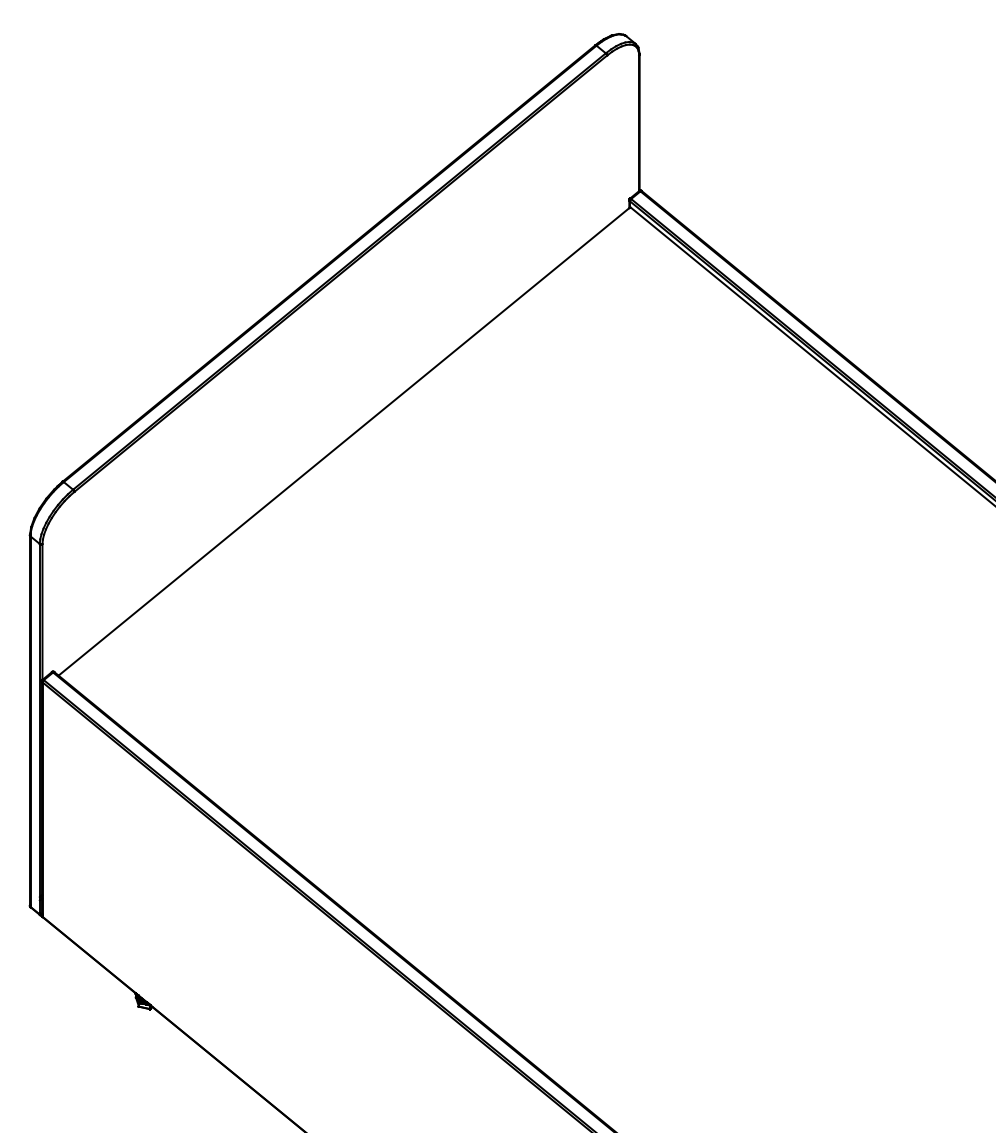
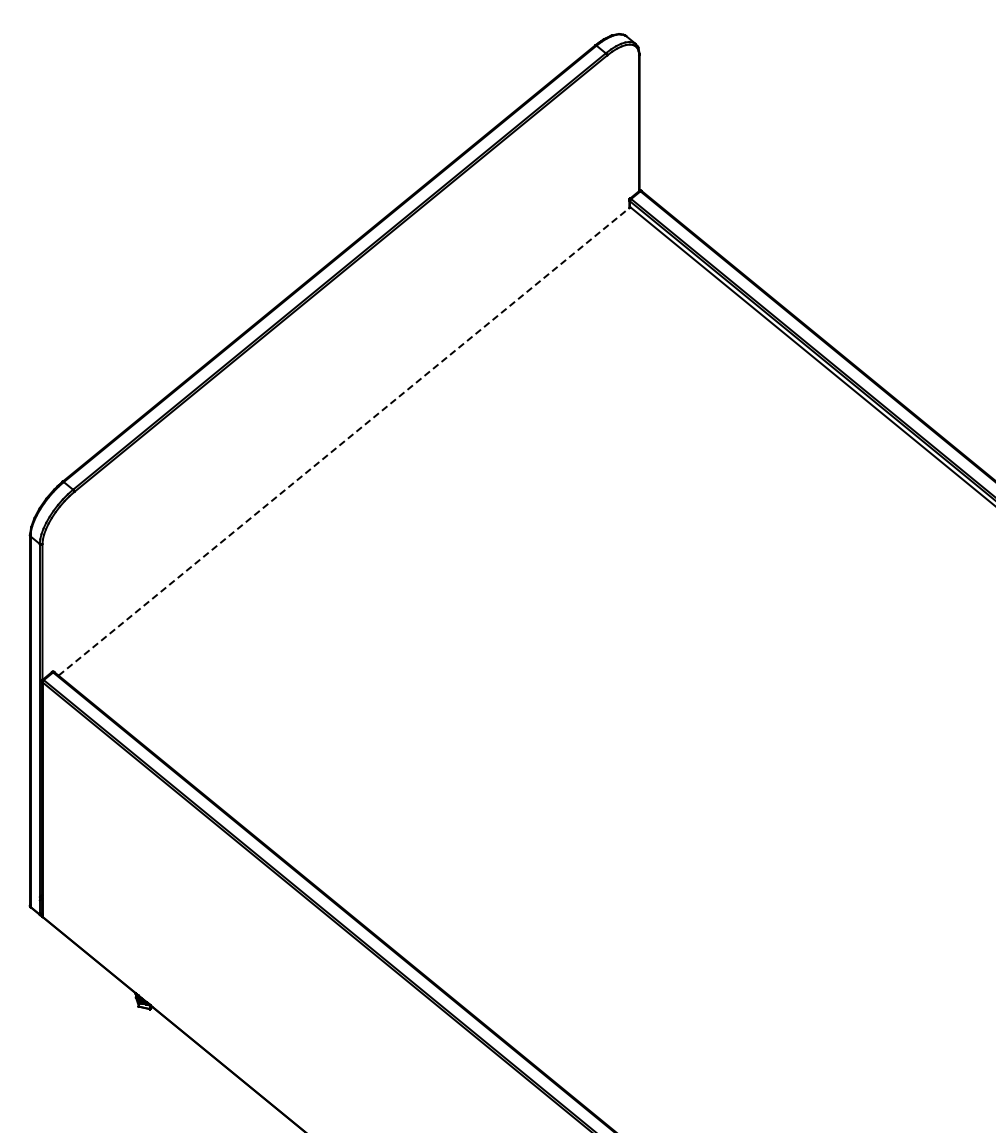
line: solid -> dashed (343, 441)
